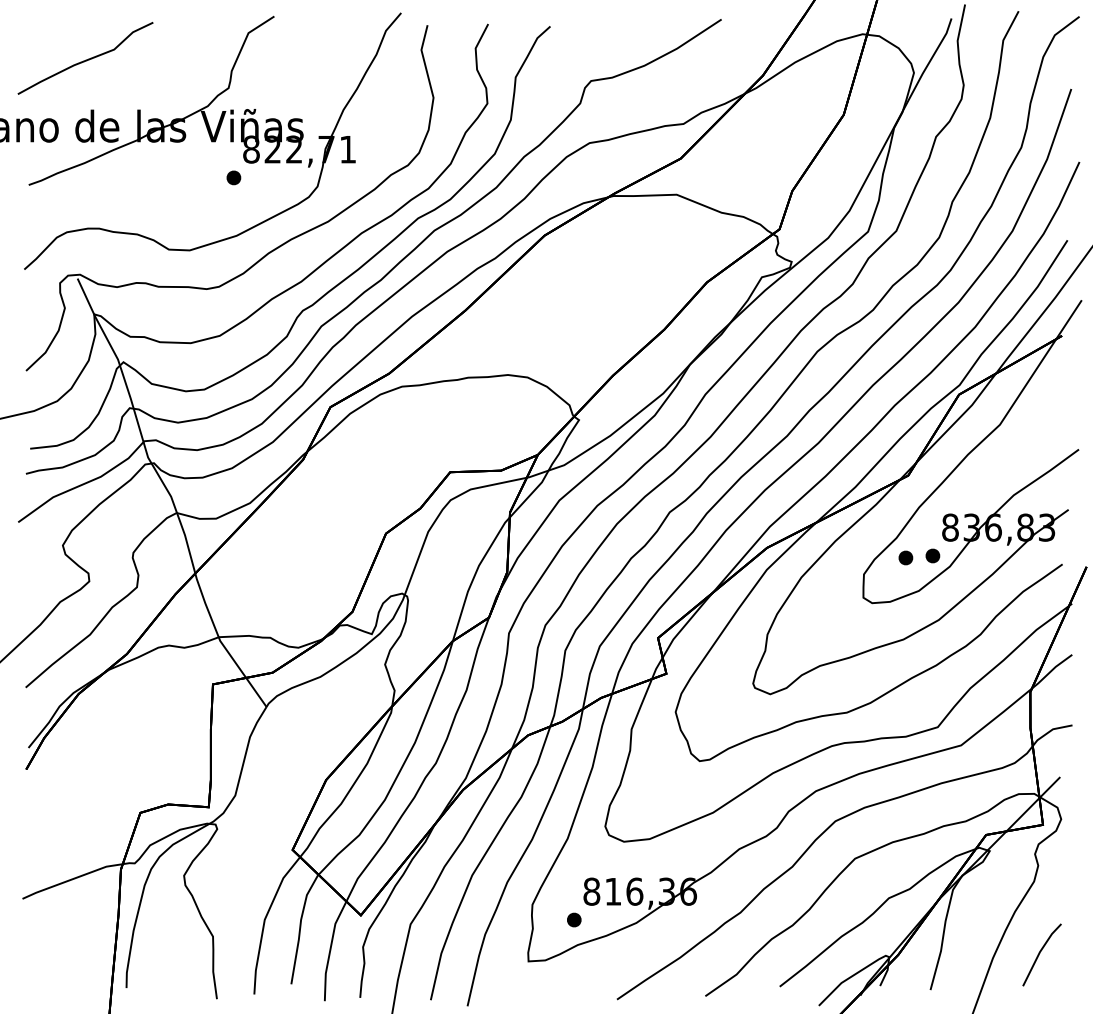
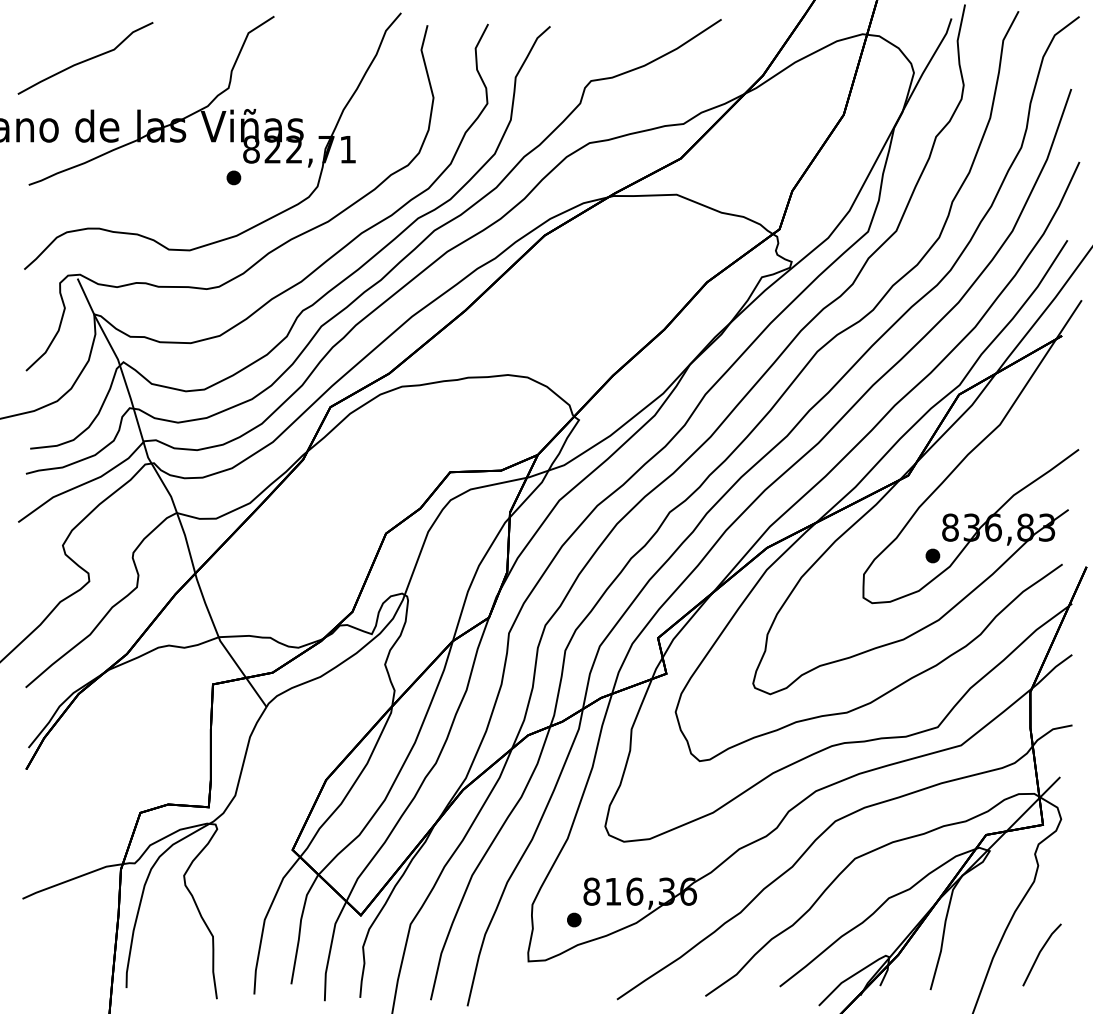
part: present -> none (905, 557)
